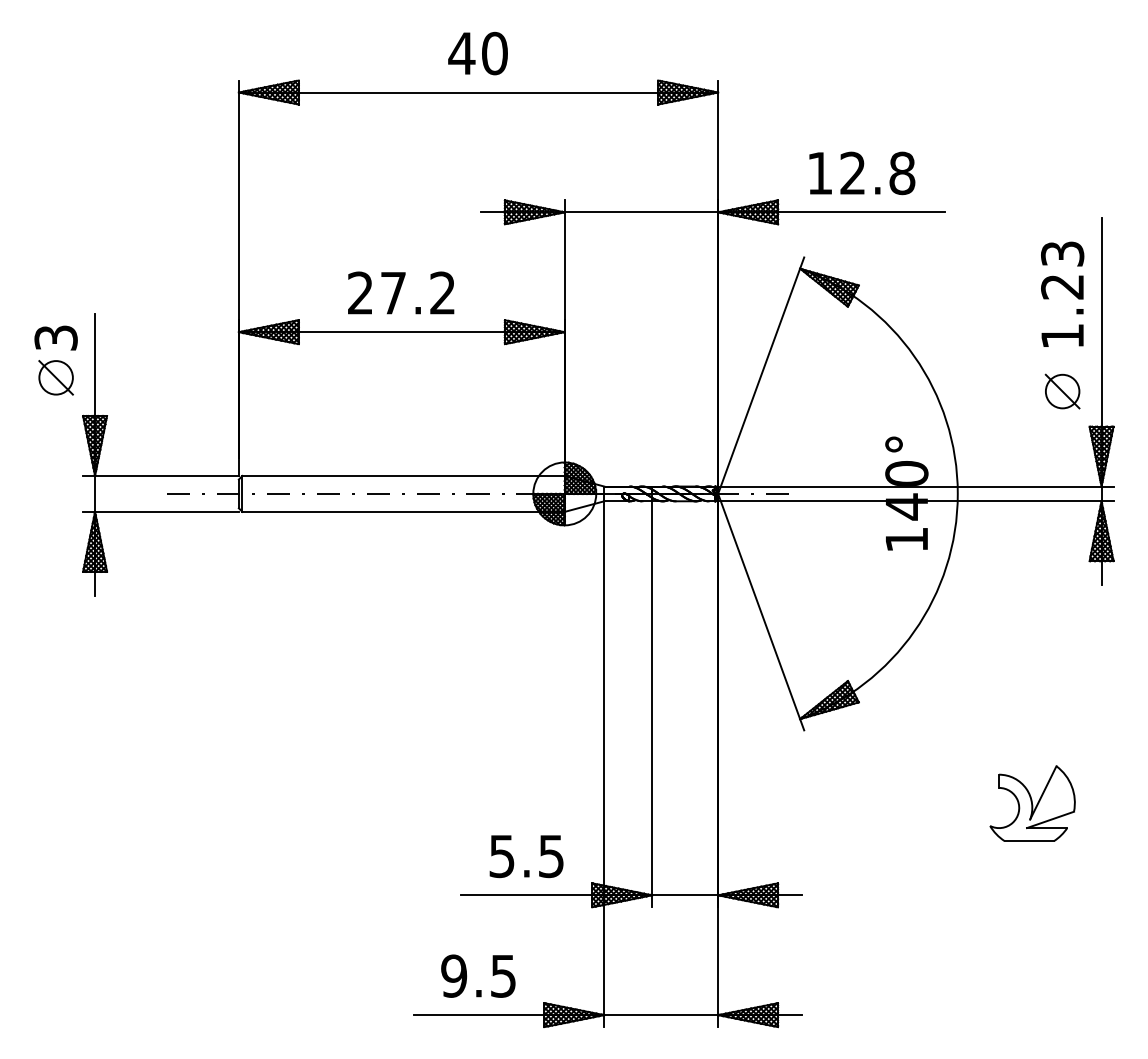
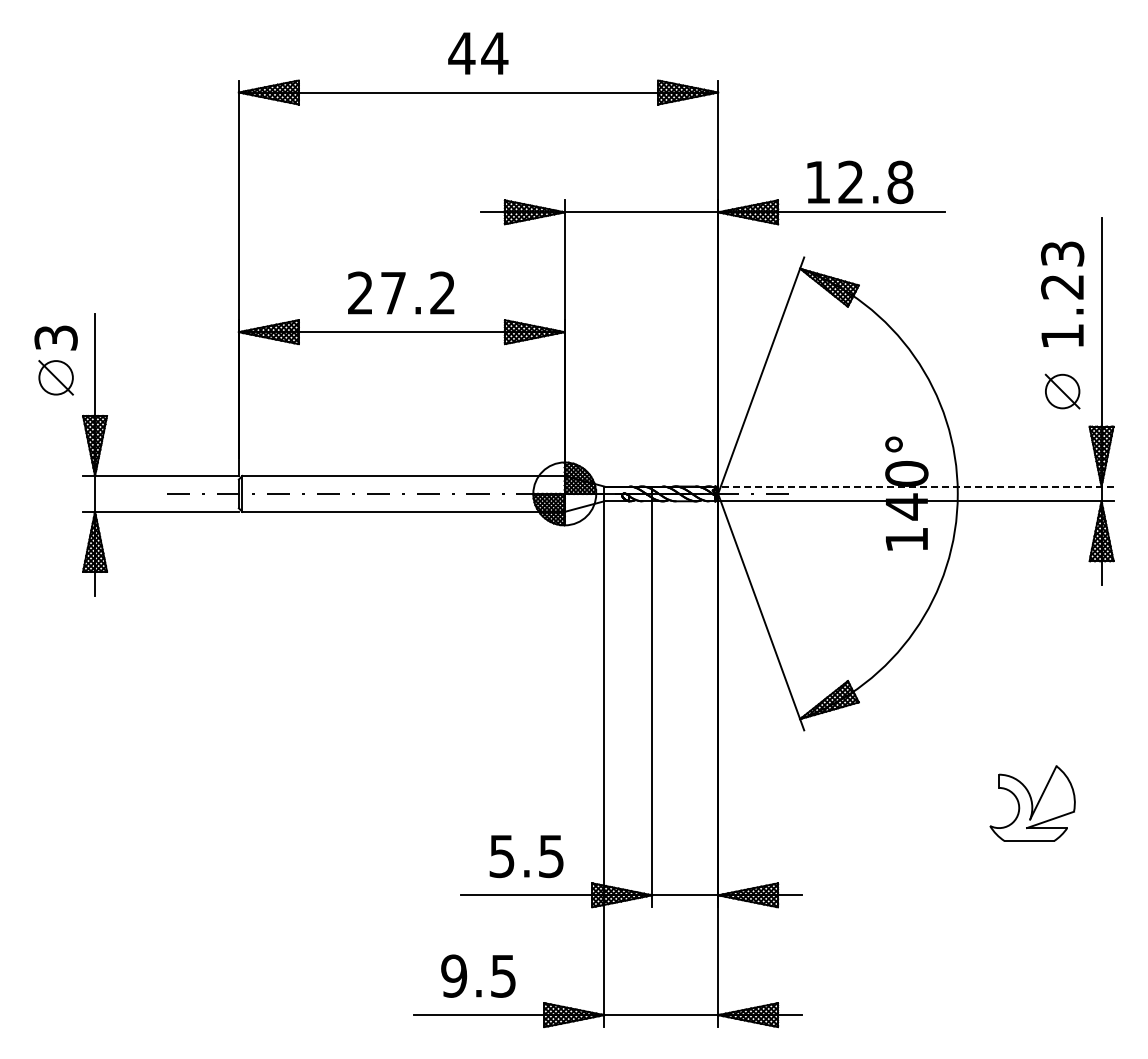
text: 40 -> 44 (494, 53)
text position: (862, 173) -> (860, 182) (860, 182)
line: solid -> dashed (914, 486)
